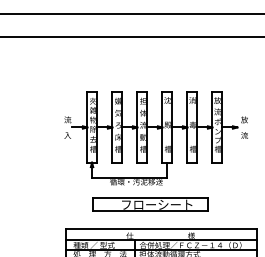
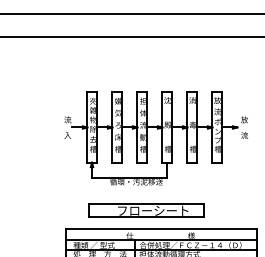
part position: (150, 204) -> (146, 210) (146, 210)
